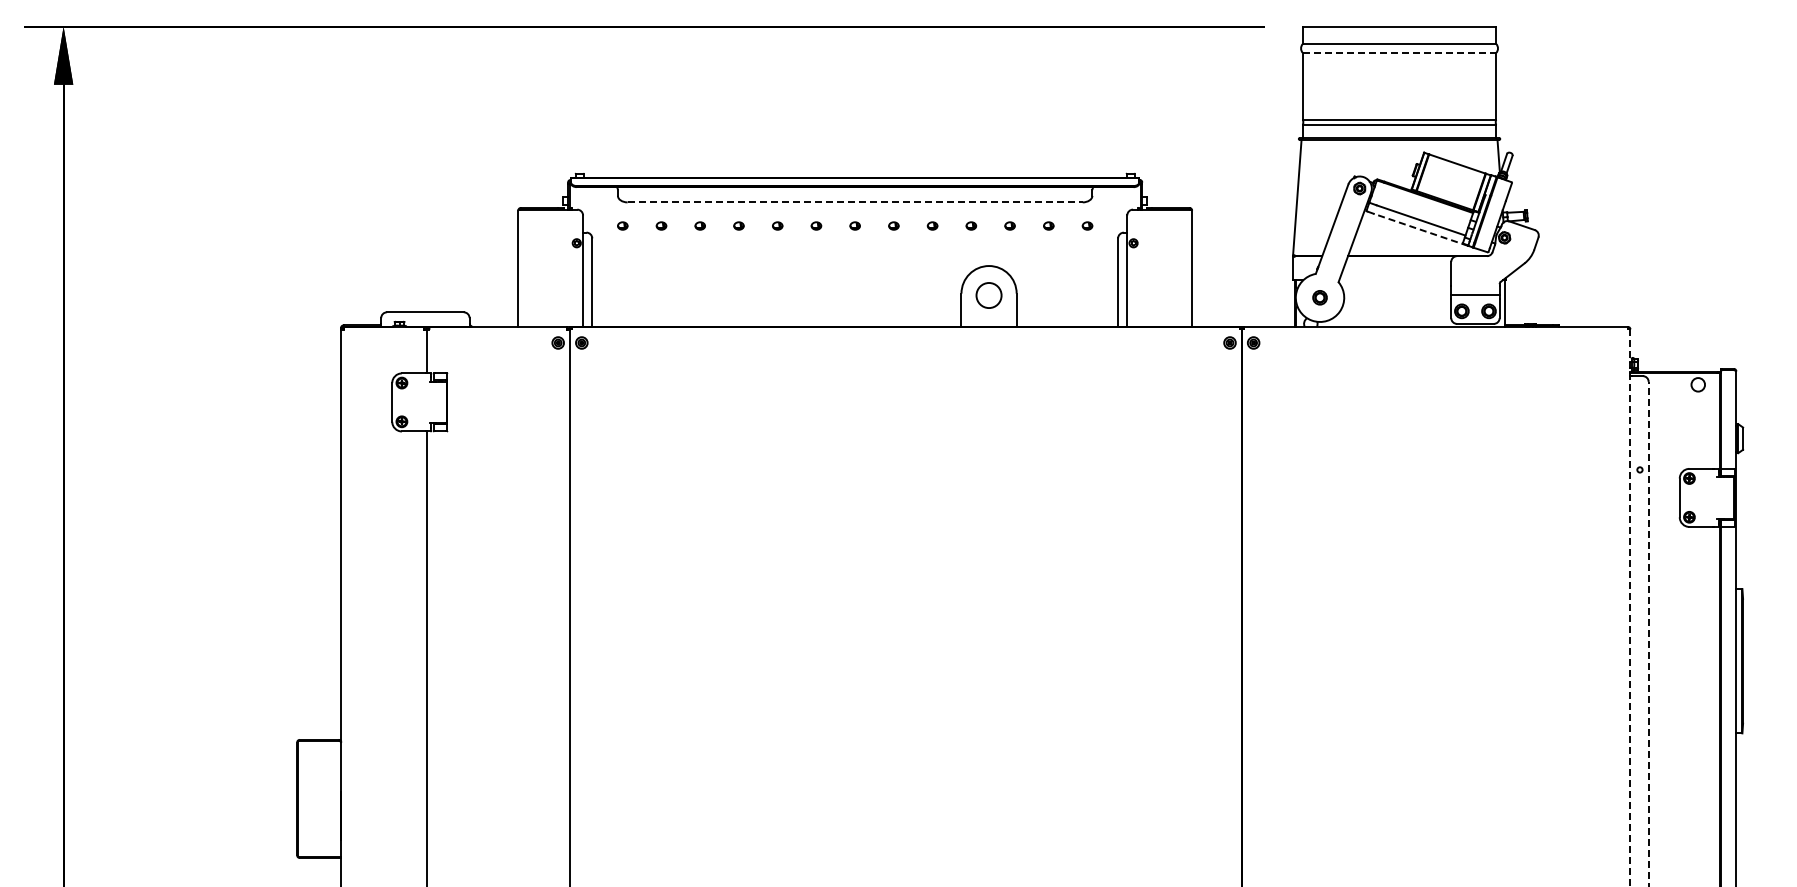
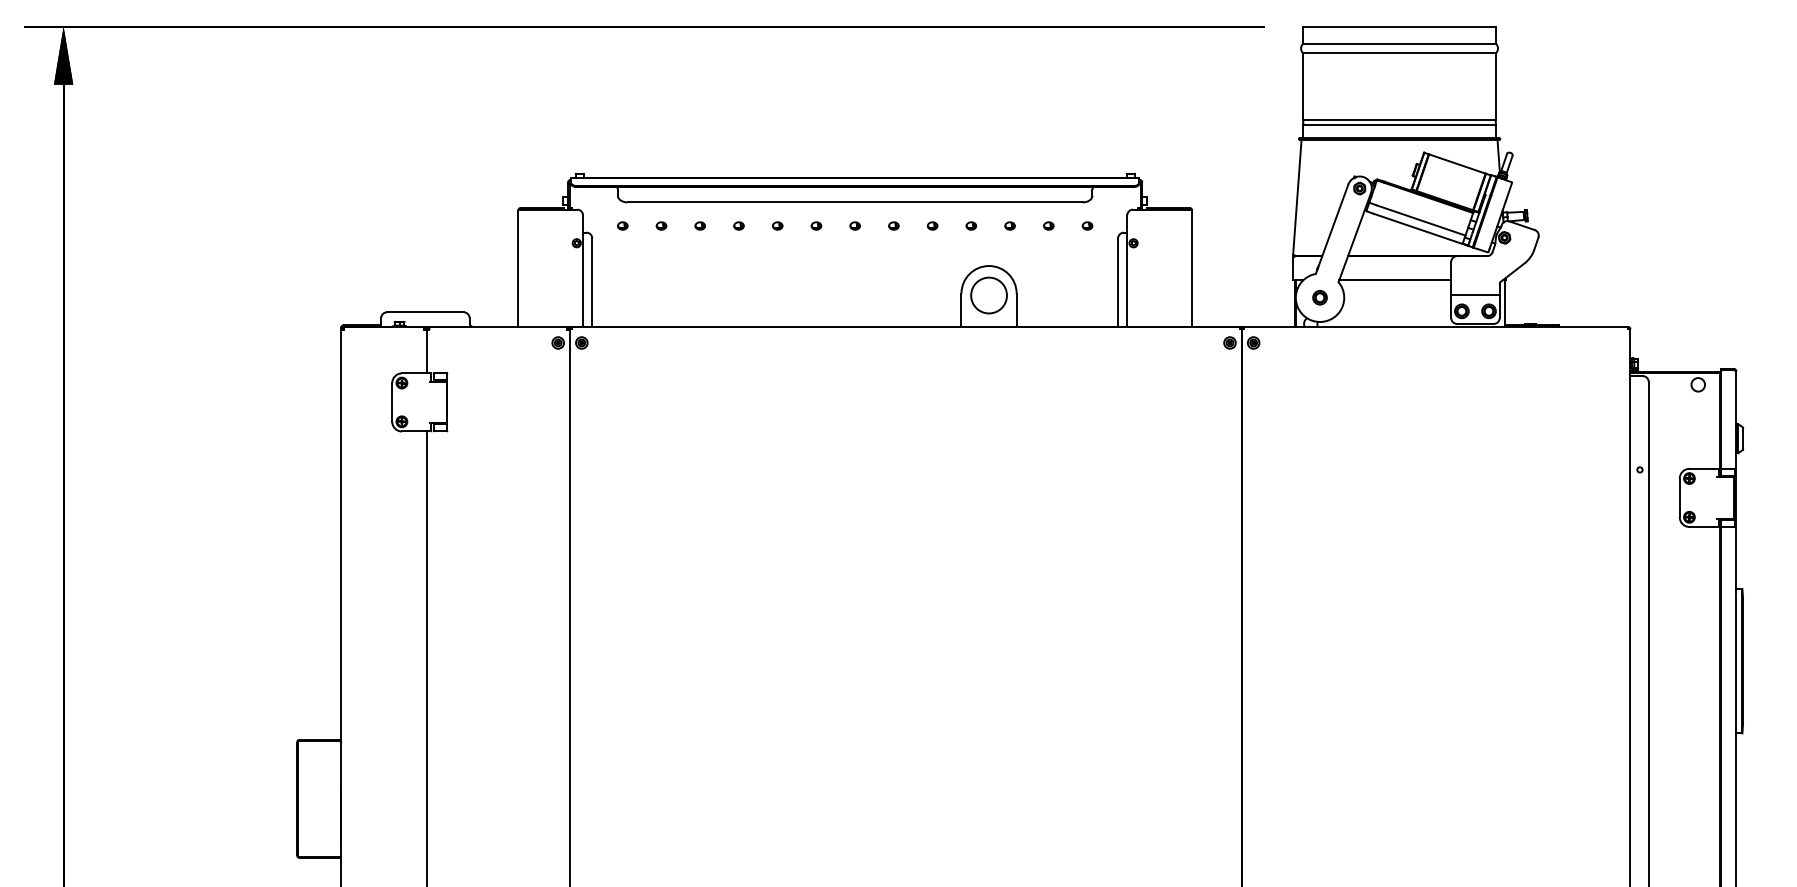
line: dashed -> solid (1399, 52)
line: dashed -> solid (855, 202)
line: dashed -> solid (1420, 229)
line: none -> present (1395, 280)
circle size: 28x27 px -> 38x39 px (988, 295)
line: dashed -> solid (1630, 608)
line: dashed -> solid (1648, 633)
